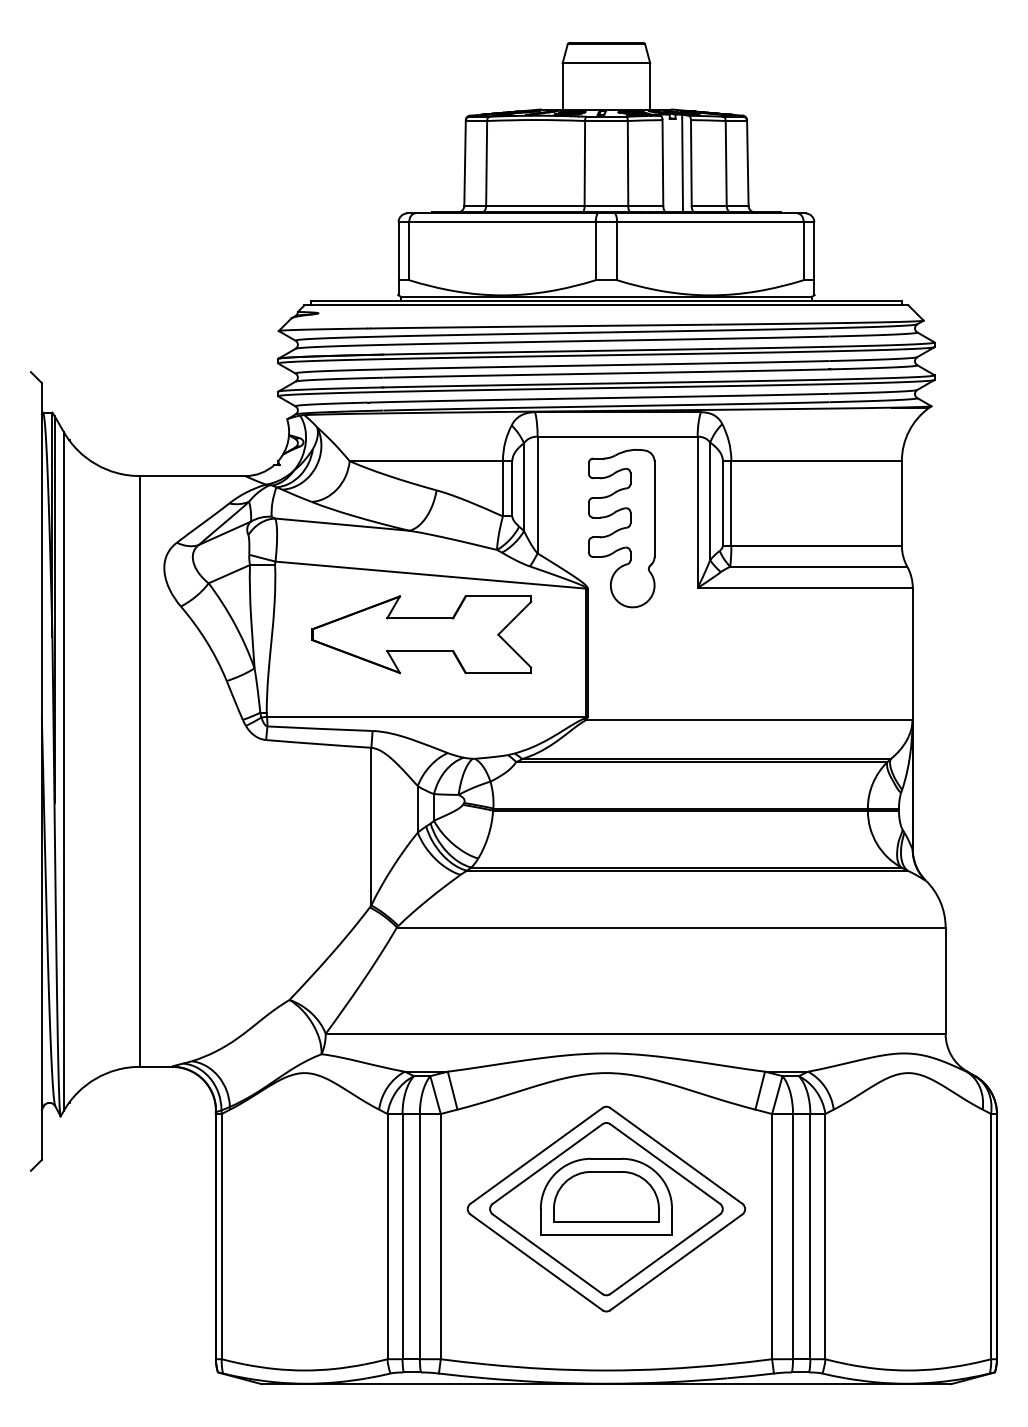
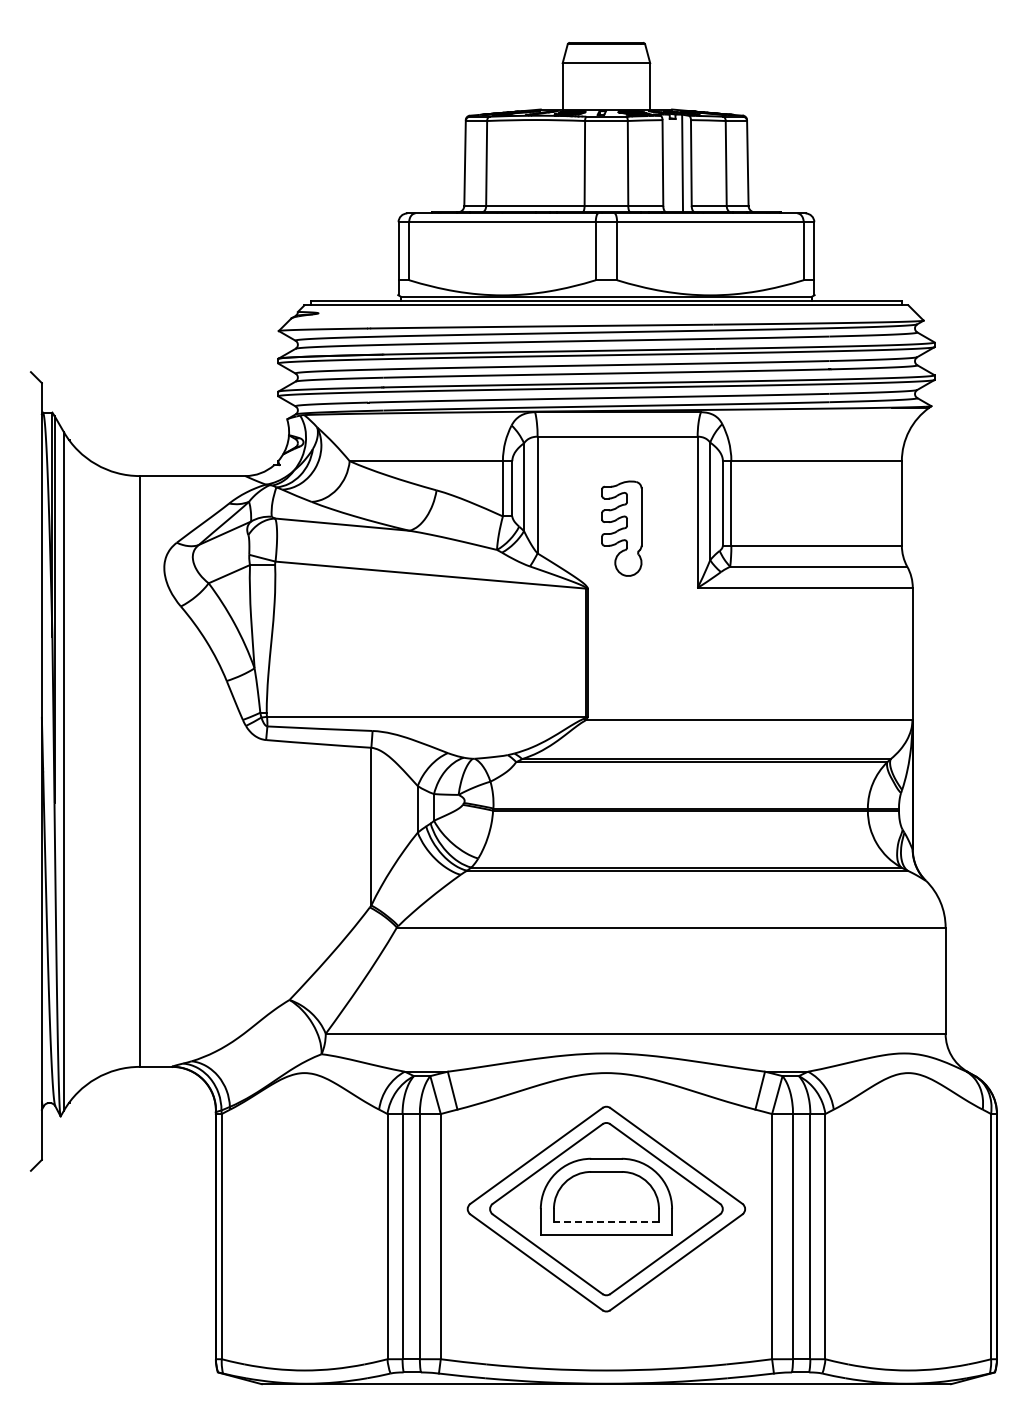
part size: 68x160 px -> 42x97 px (621, 528)
part: present -> none (421, 634)
line: solid -> dashed (606, 1222)
